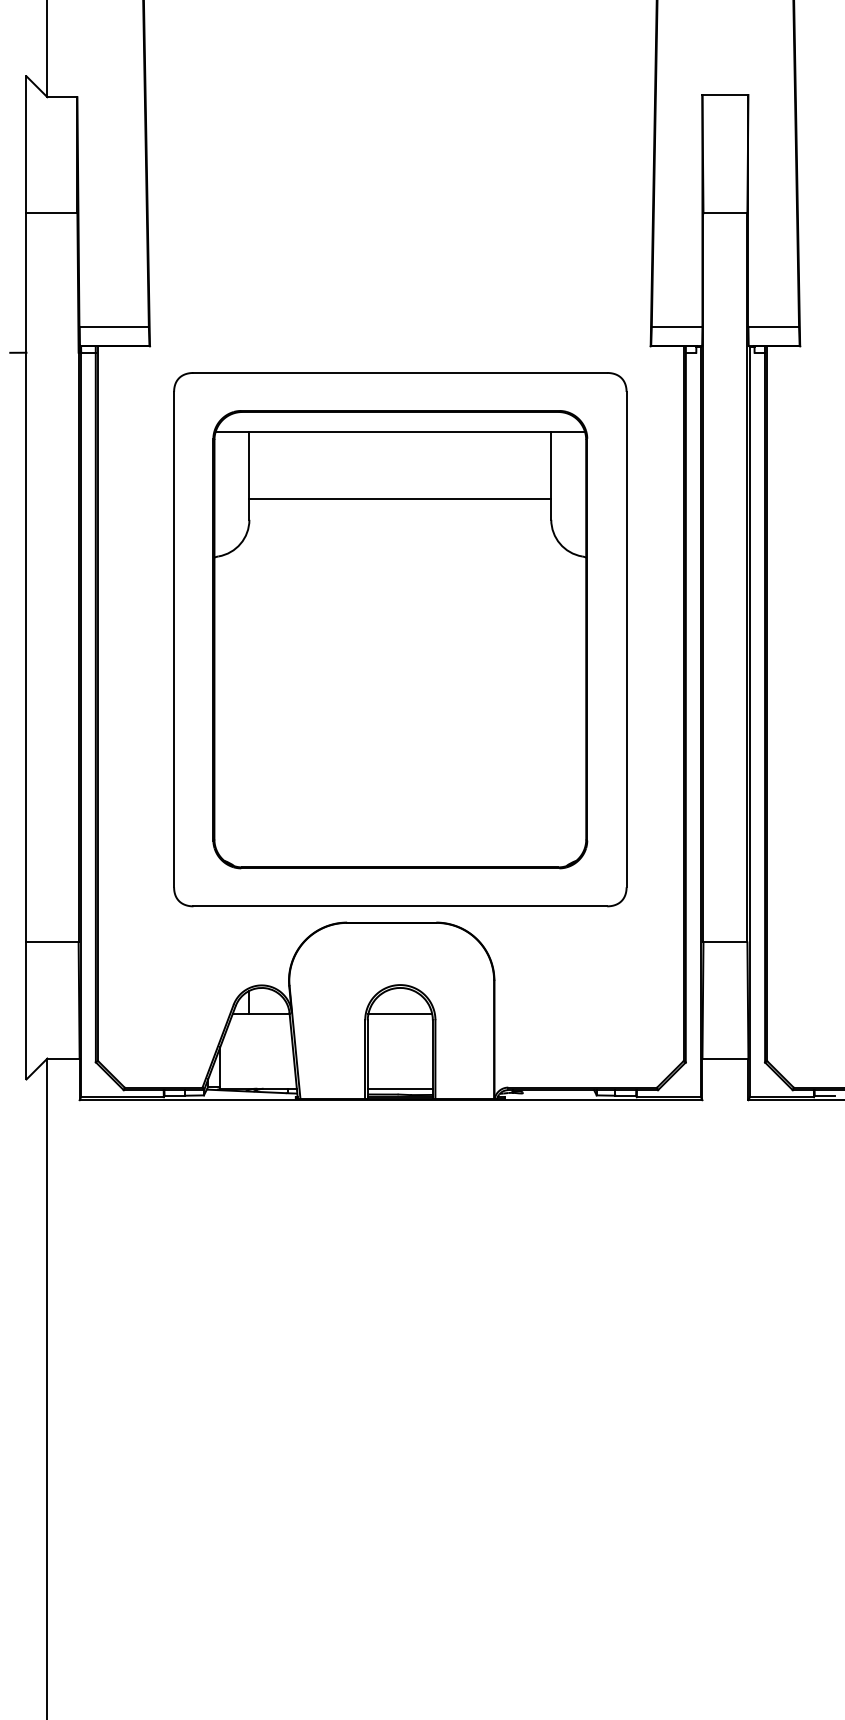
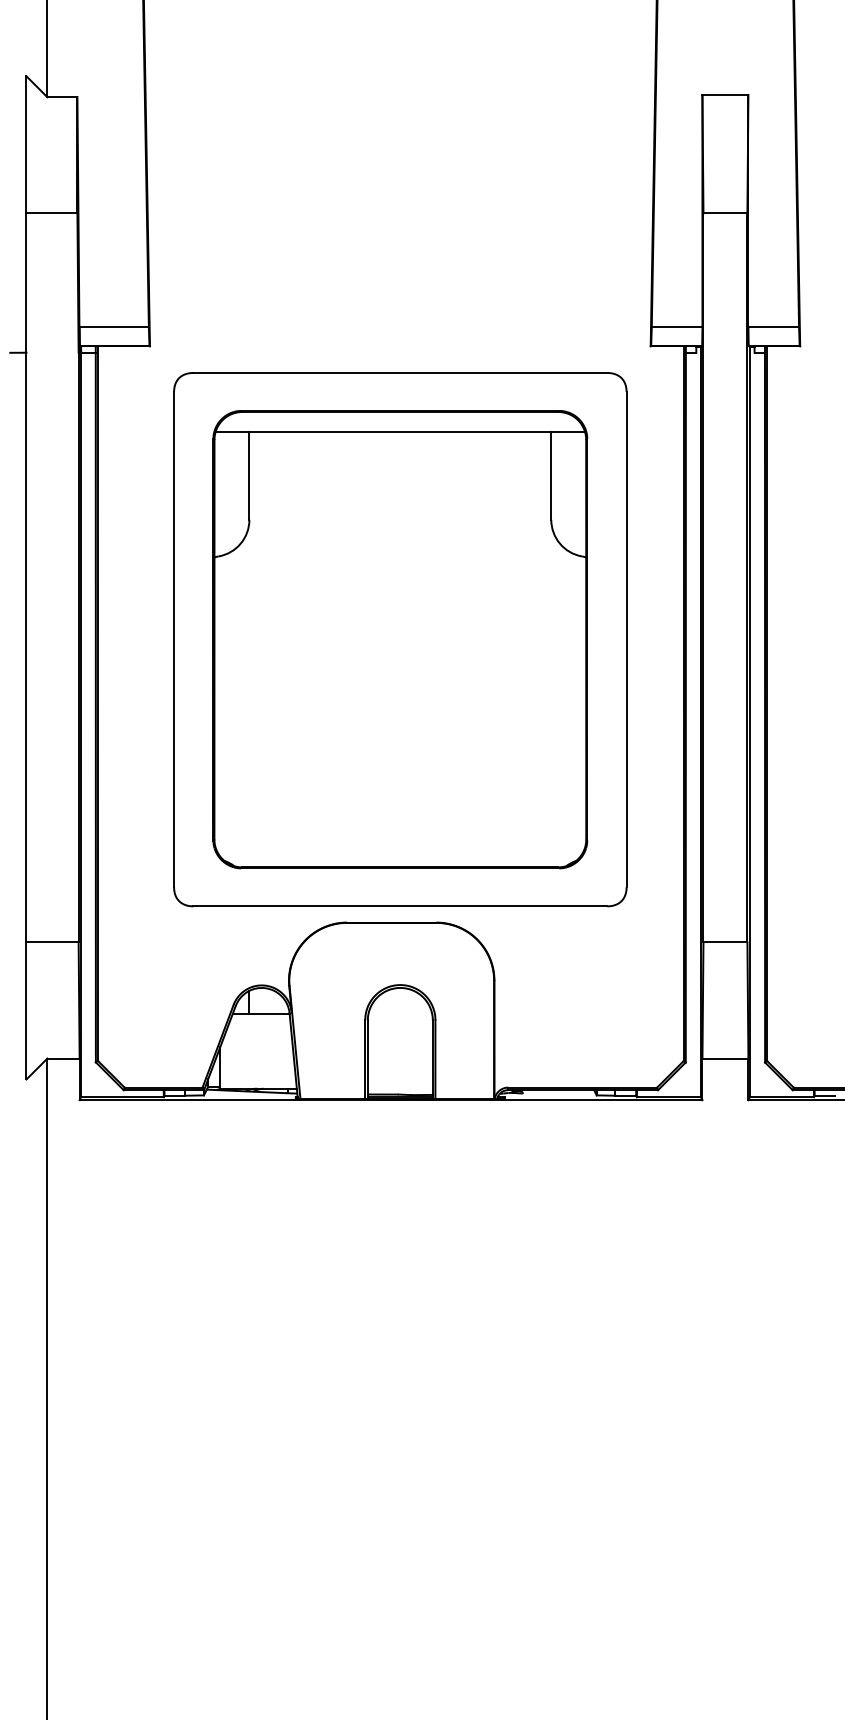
line: present -> none (400, 499)
line: present -> none (400, 1014)
line: present -> none (399, 1088)
